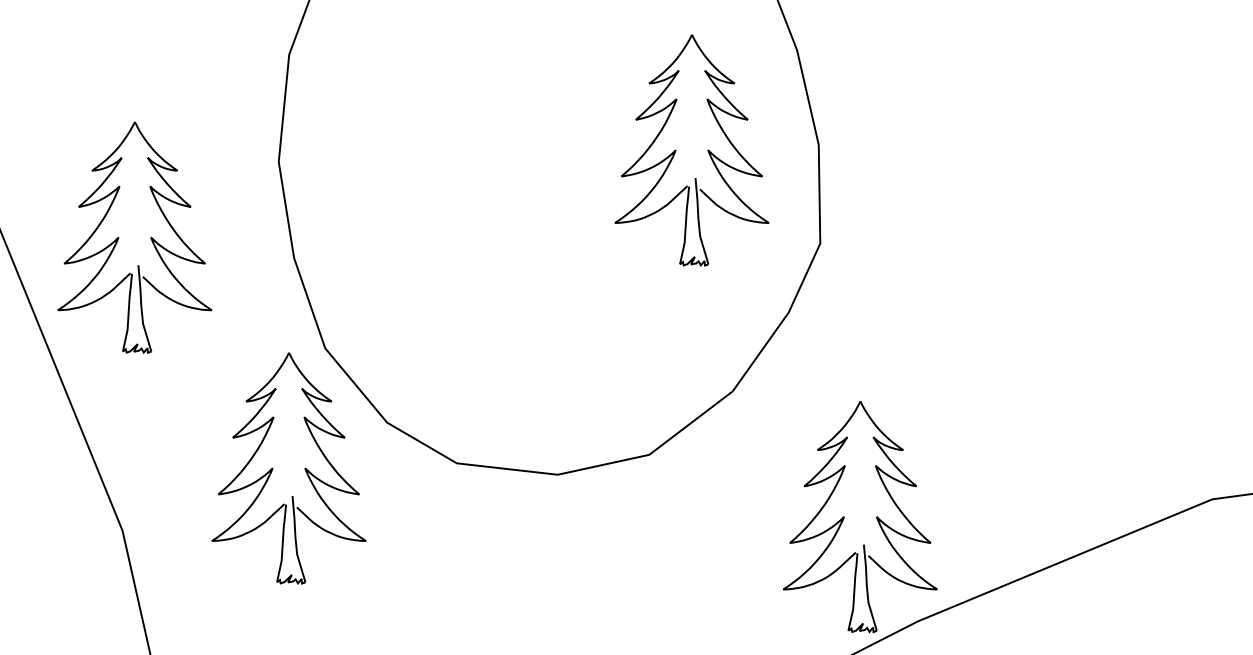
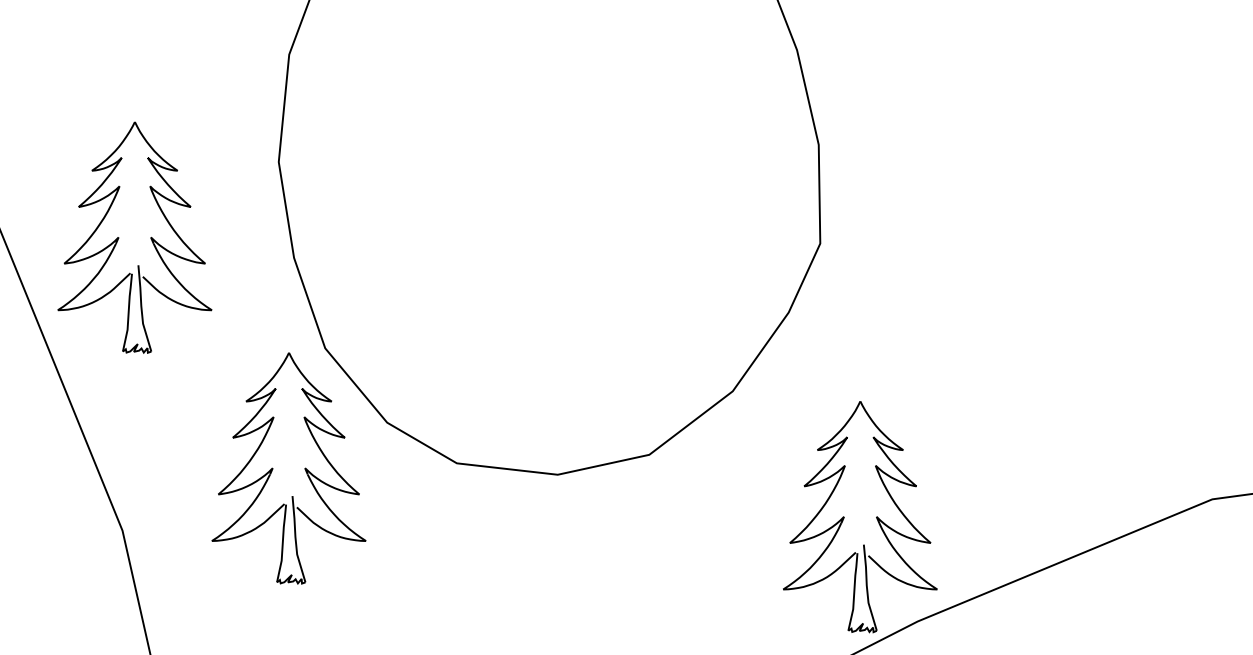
part: present -> none (676, 150)
